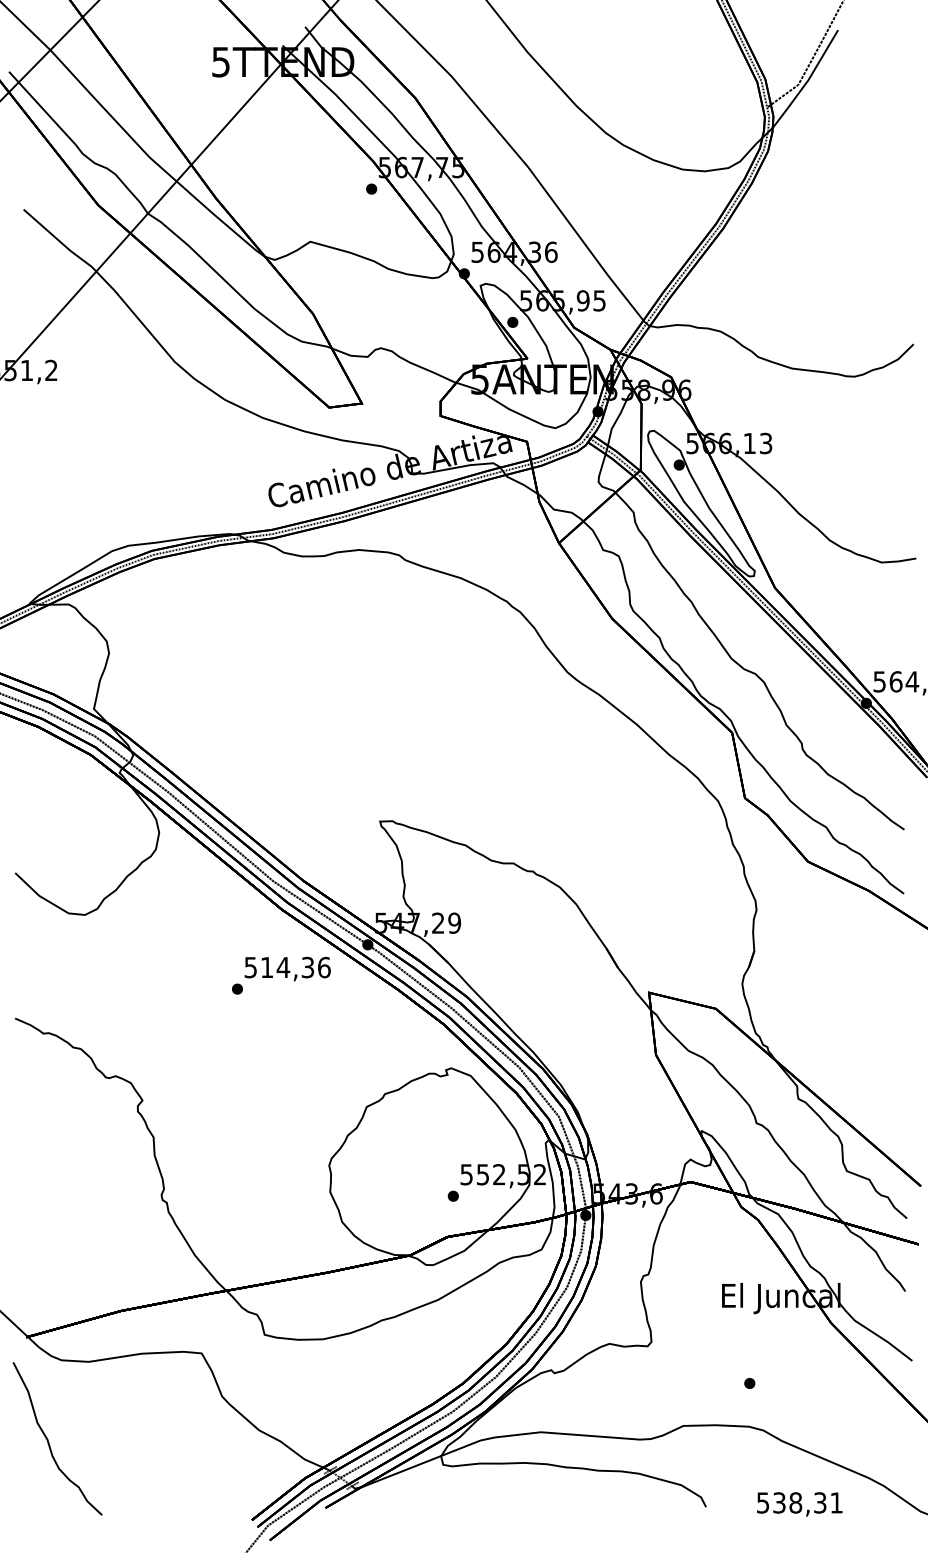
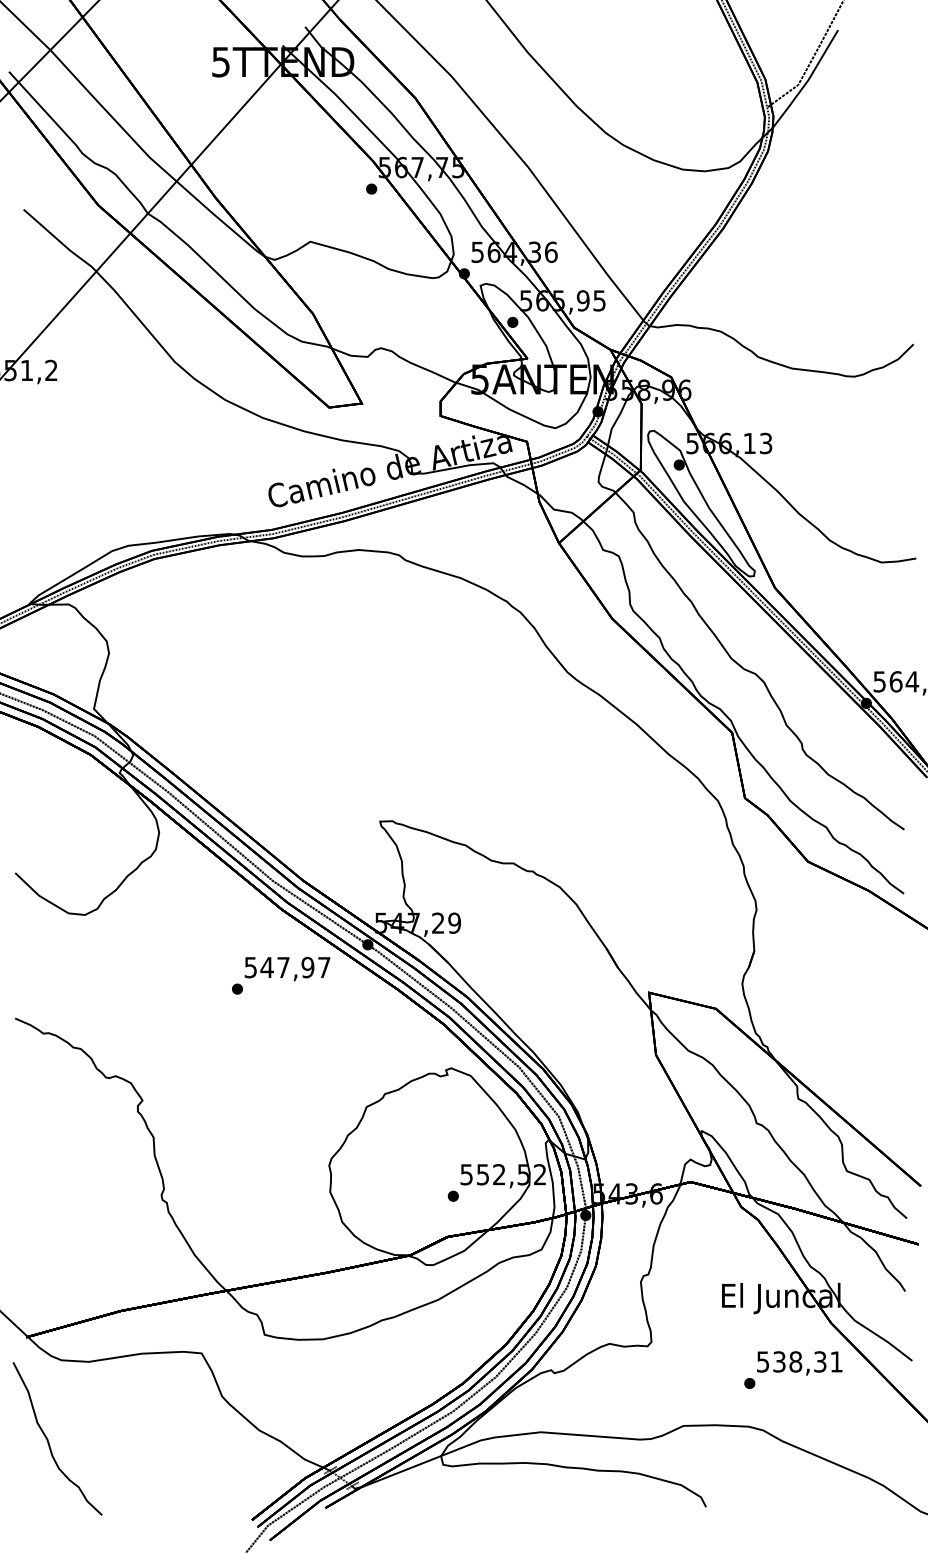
text: 514,36 -> 547,97 (295, 967)
text position: (799, 1504) -> (799, 1363) (799, 1363)
